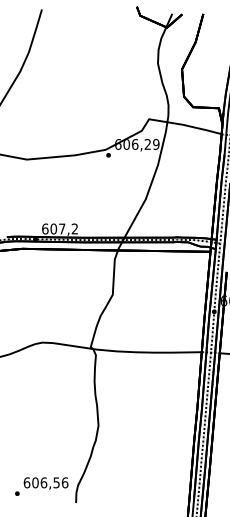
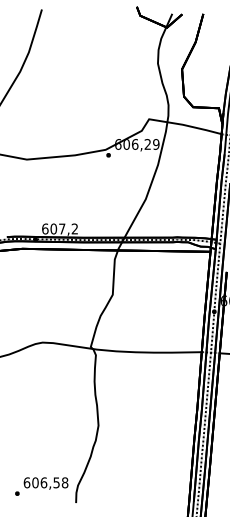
text: 606,56 -> 606,58 (64, 482)
